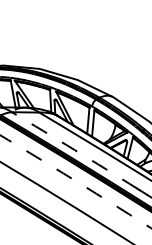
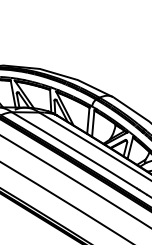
arc: dashed -> solid (74, 150)
arc: dashed -> solid (76, 181)
